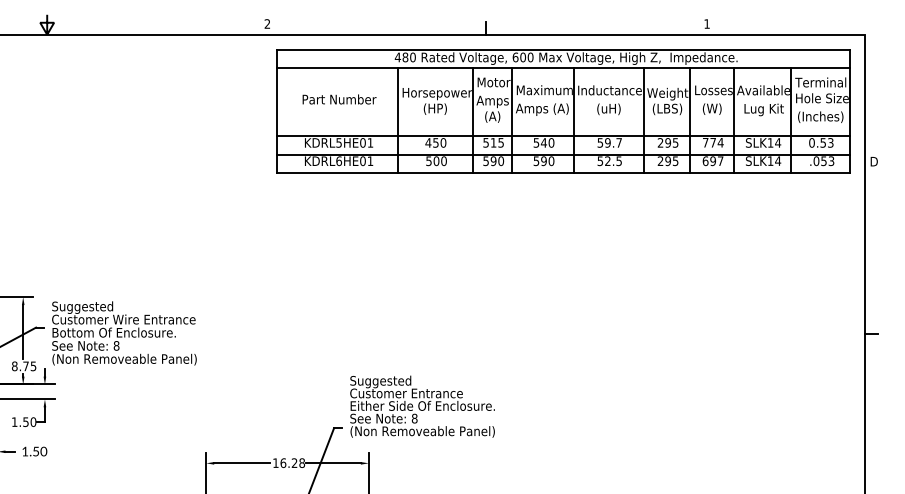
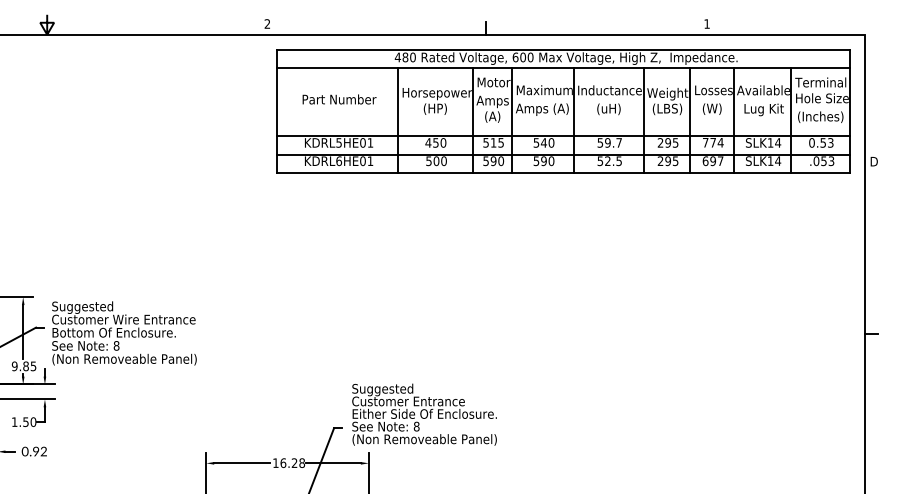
text: 8.75 -> 9.85 (19, 366)
text position: (422, 406) -> (424, 414) (424, 414)
text: 1.50 -> 0.92 (34, 451)
